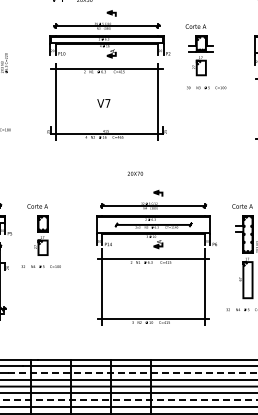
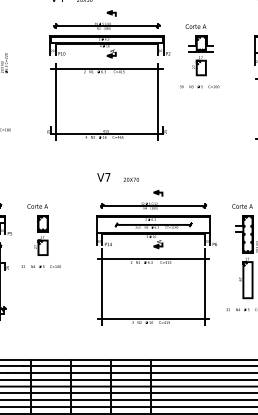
text position: (206, 87) -> (199, 86) (199, 86)
text position: (103, 103) -> (103, 177) (103, 177)
text position: (134, 173) -> (130, 179) (130, 179)
line: dashed -> solid (132, 373)
line: dashed -> solid (129, 400)
